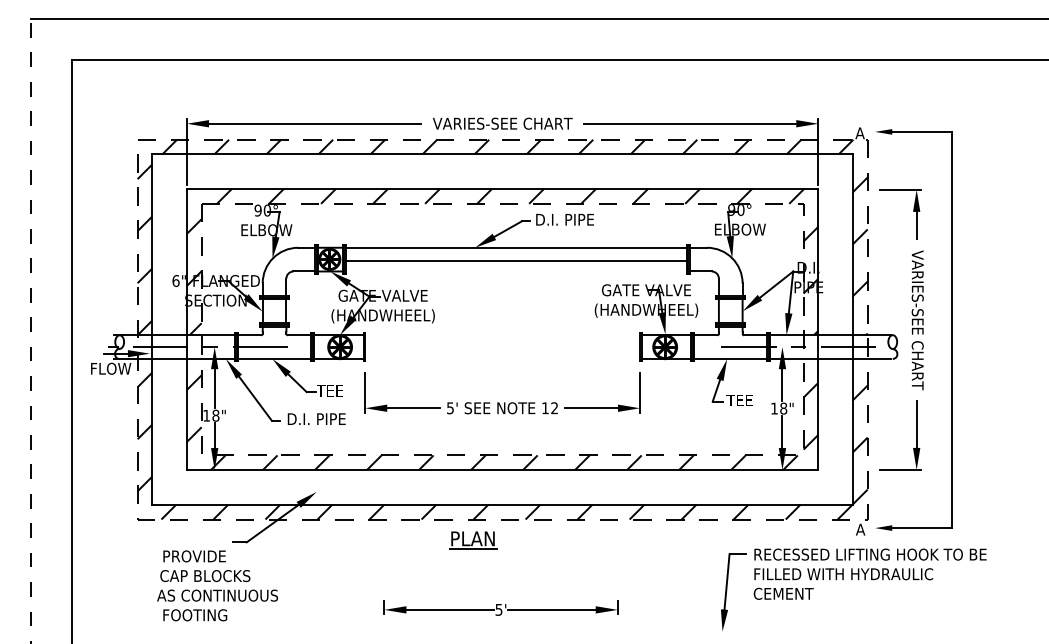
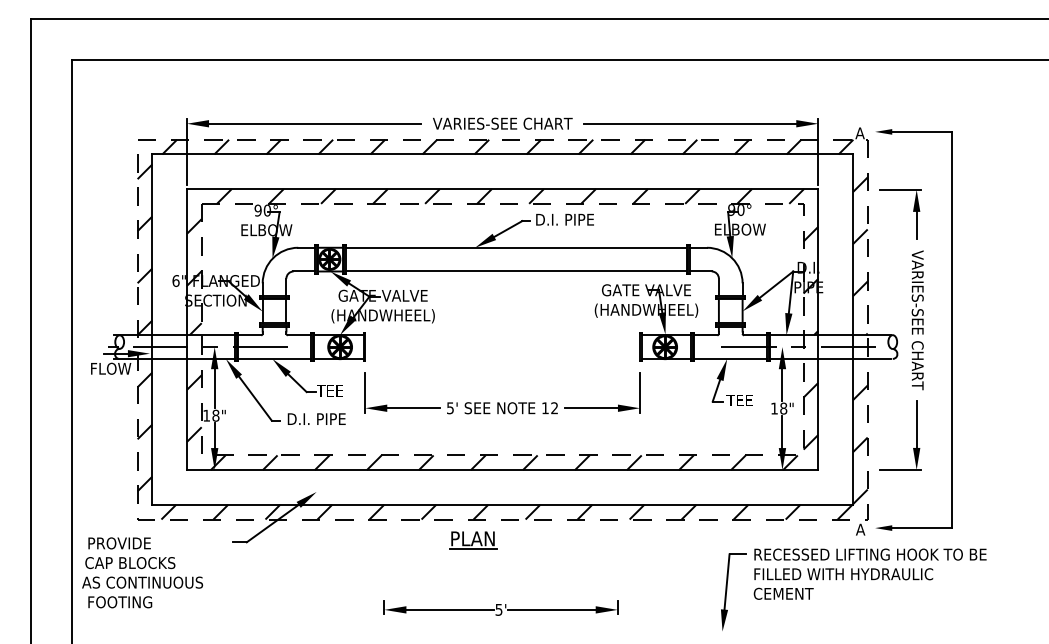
line position: (515, 261) -> (515, 271) (515, 271)
line: dashed -> solid (31, 331)
text position: (217, 585) -> (142, 572) (142, 572)
